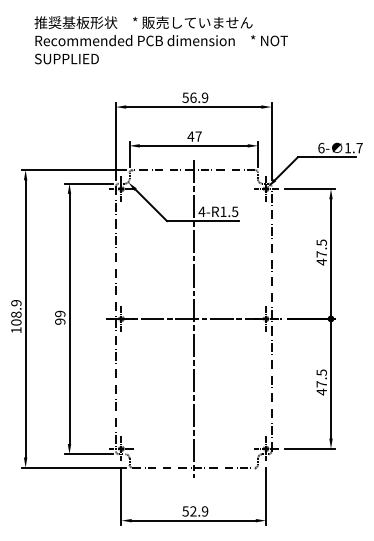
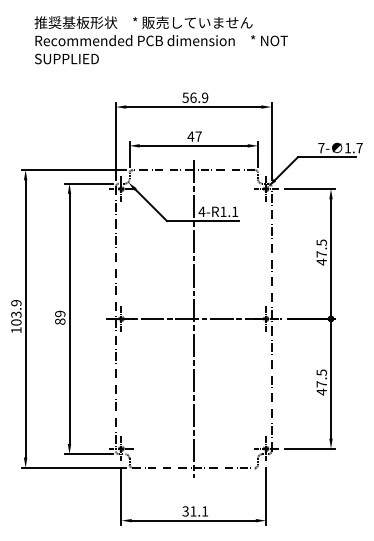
text: 6- -> 7- (321, 147)
text: 4-R1.5 -> 4-R1.1 (234, 211)
text: 108.9 -> 103.9 (16, 314)
text: 99 -> 89 (60, 321)
text: 52.9 -> 31.1 (195, 511)
